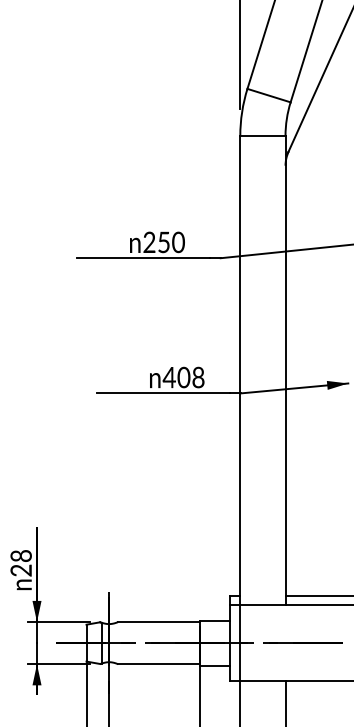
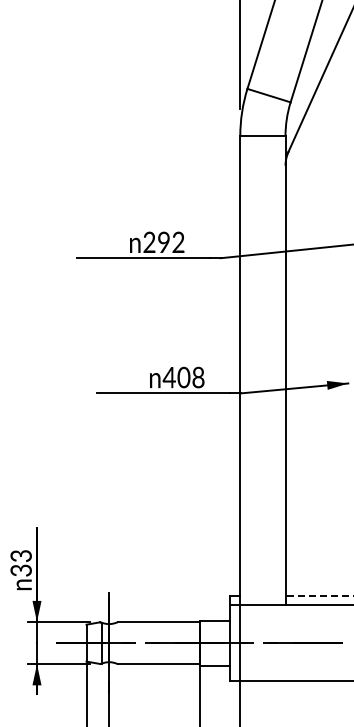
text: 250 -> 292 (171, 242)
text: 28 -> 33 (21, 563)
line: solid -> dashed (319, 596)
line: present -> none (285, 701)
